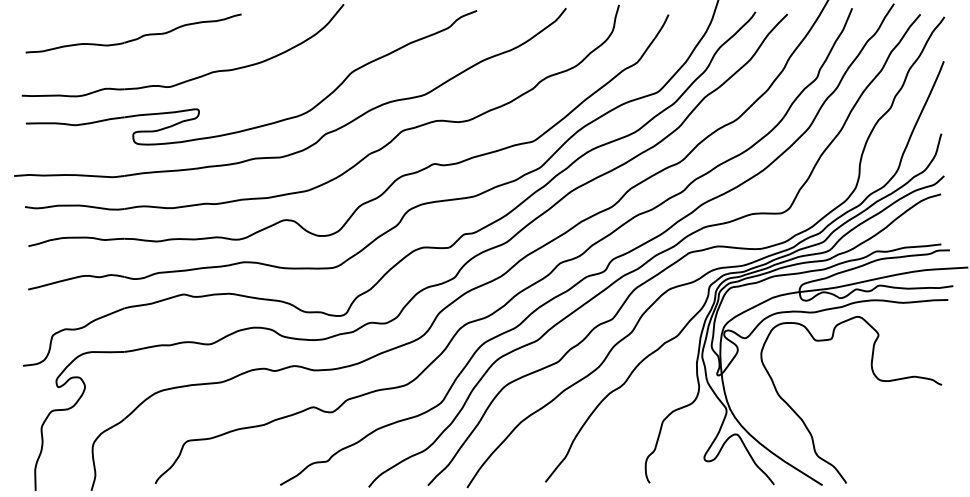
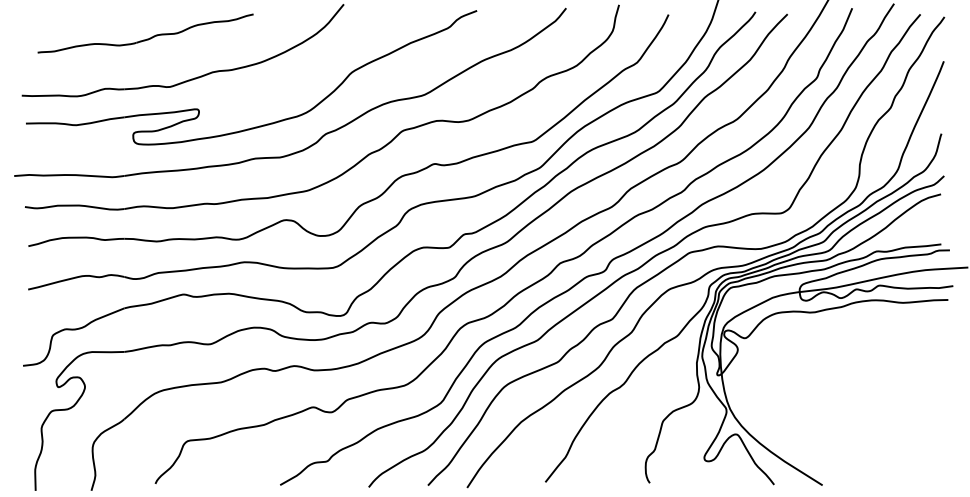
part position: (133, 33) -> (145, 33) (145, 33)
curve: present -> none (874, 376)
